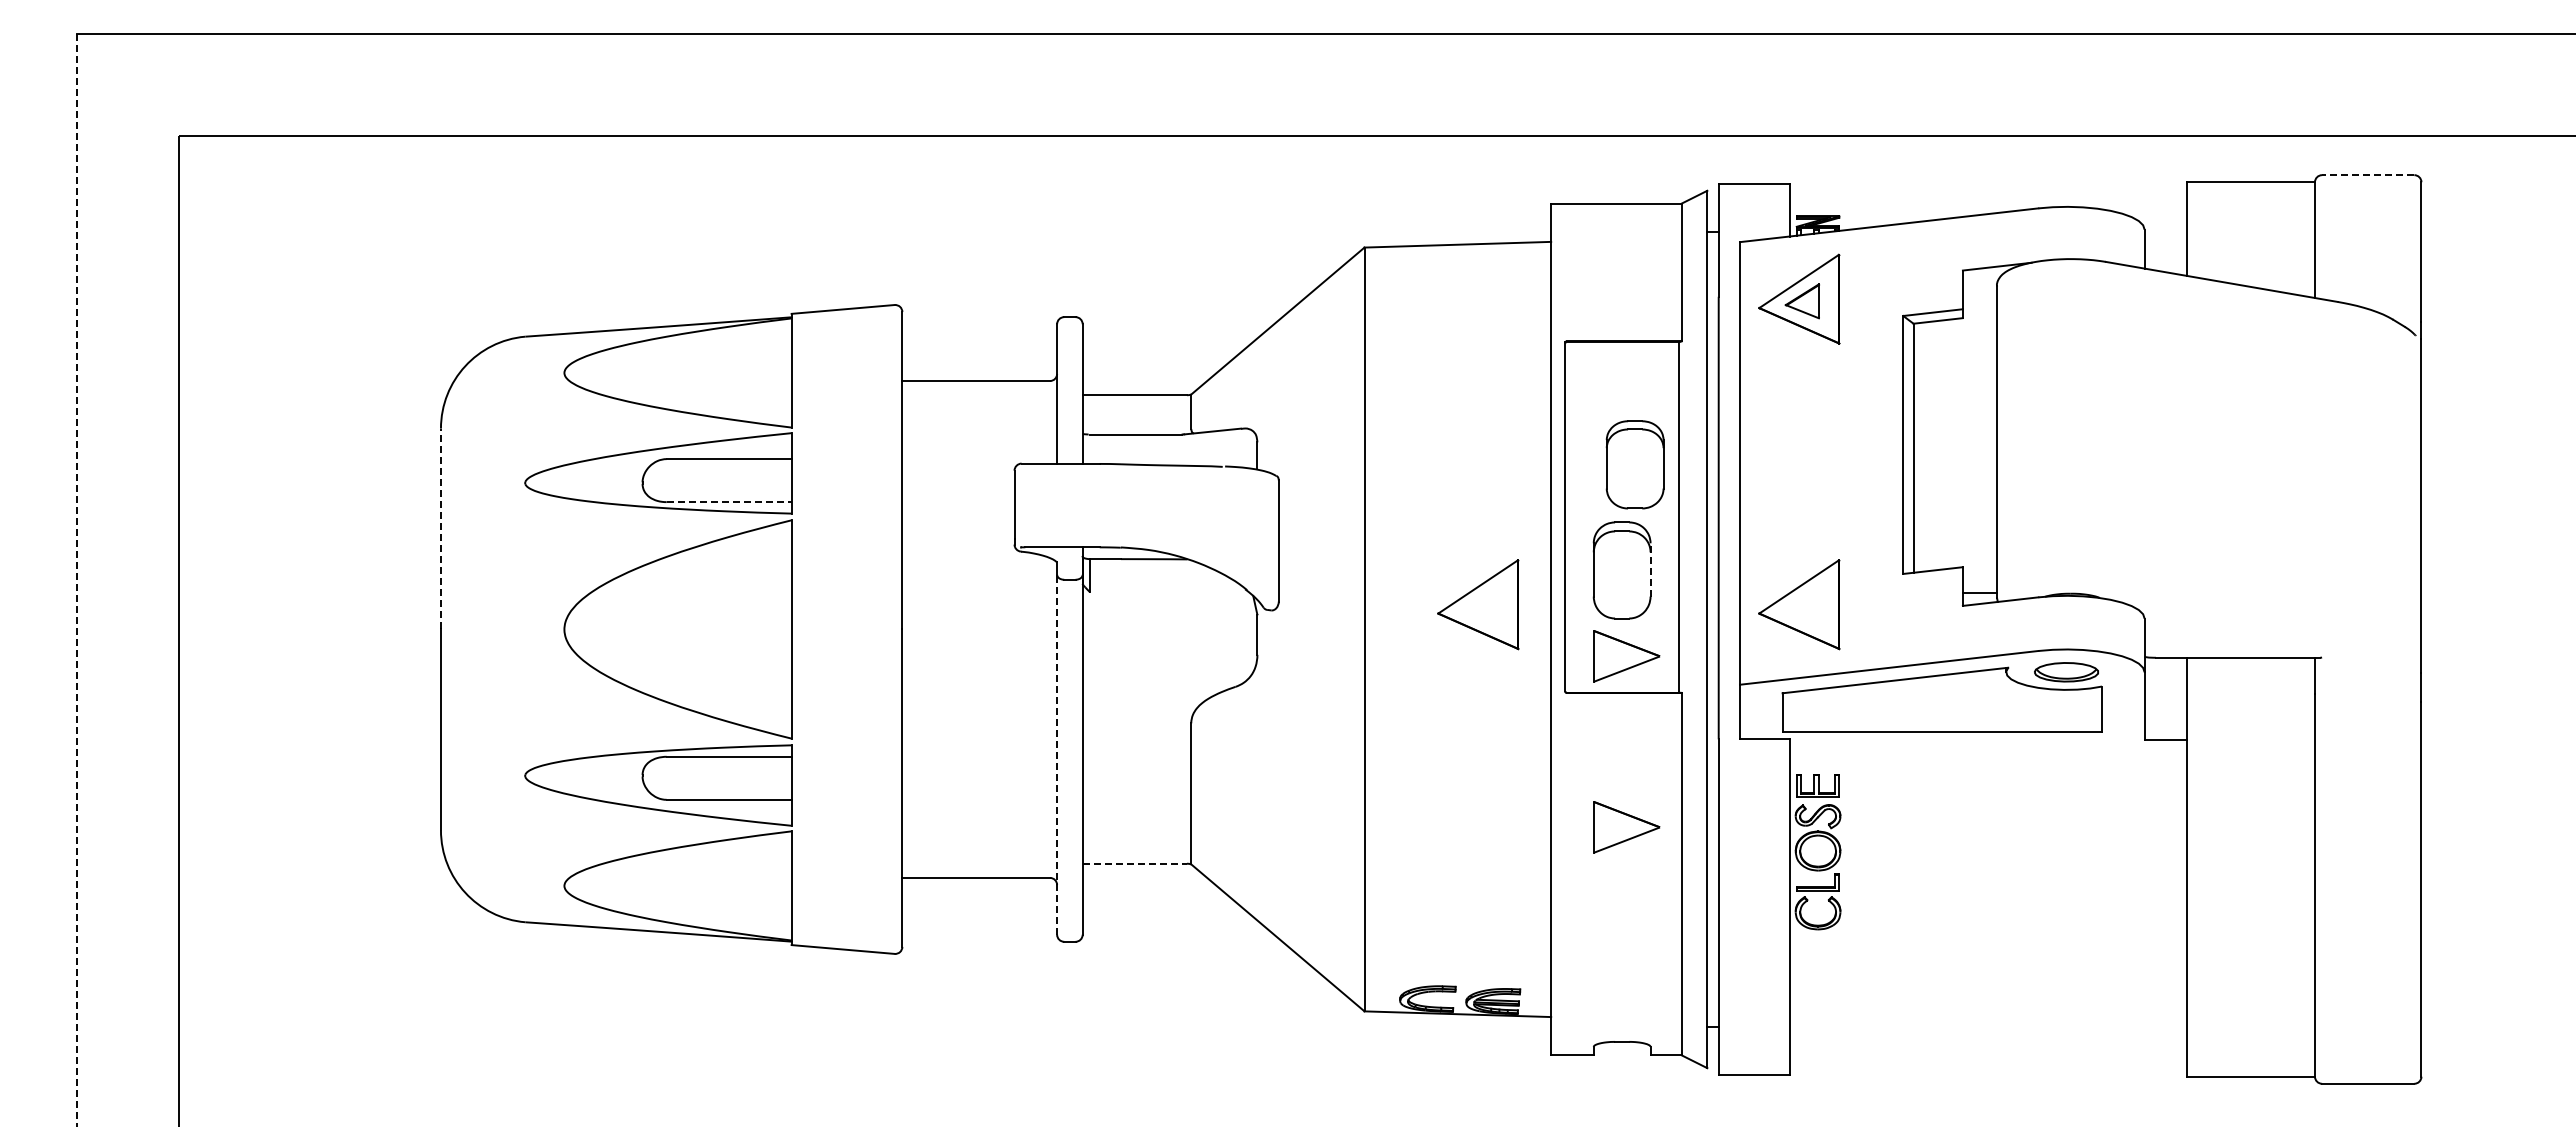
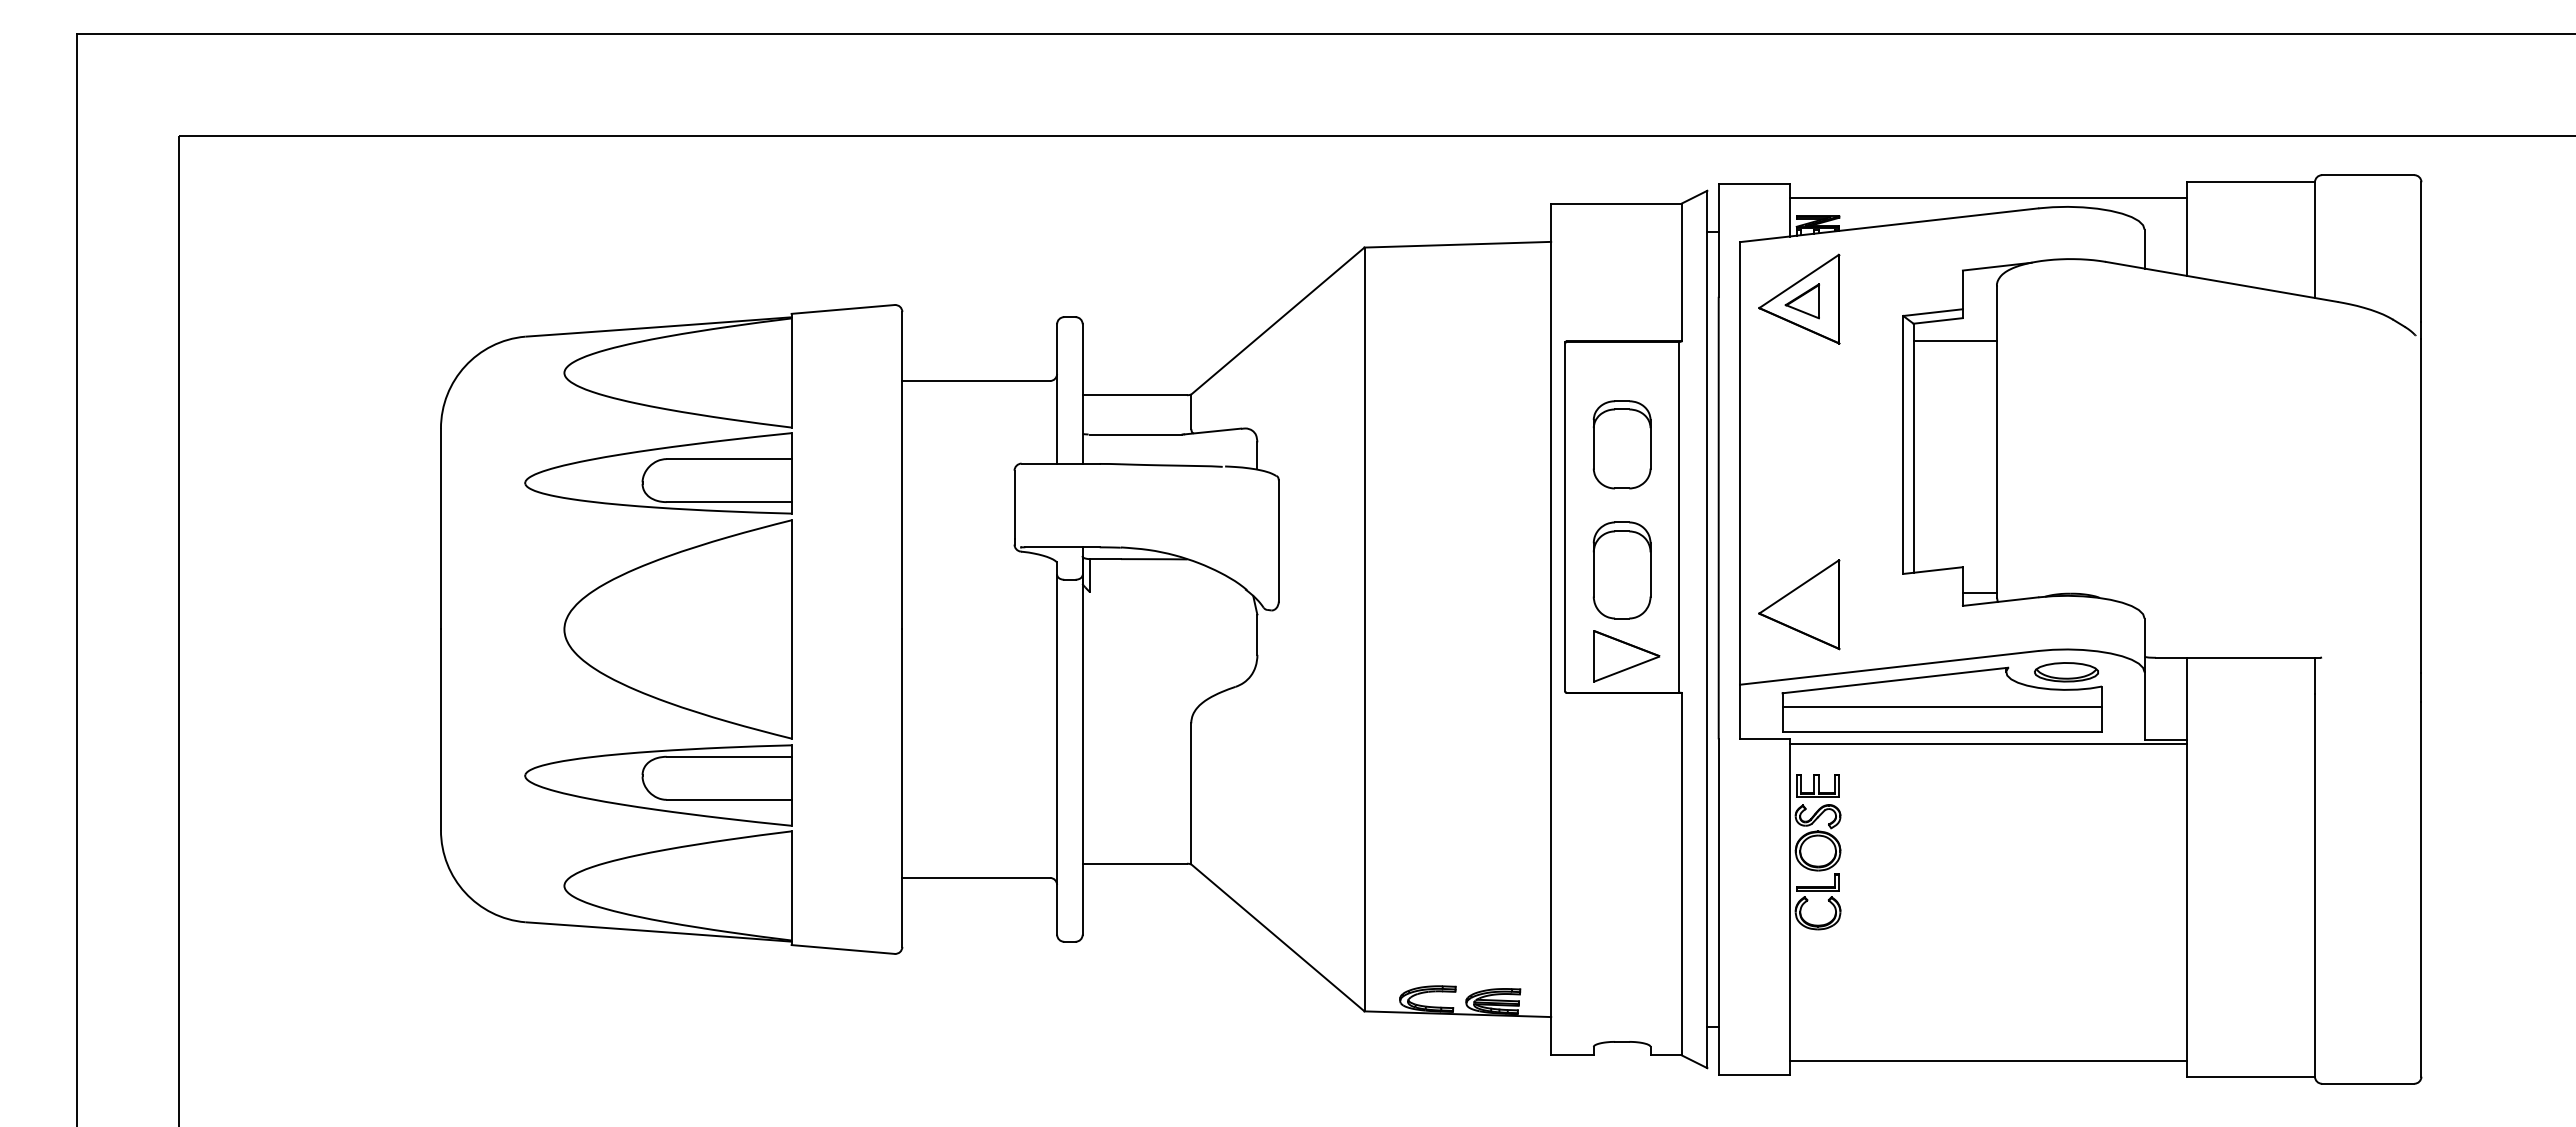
line: dashed -> solid (2367, 175)
line: none -> present (1988, 197)
line: none -> present (1954, 341)
part position: (1634, 464) -> (1621, 444) (1621, 444)
line: dashed -> solid (729, 502)
line: dashed -> solid (440, 528)
line: dashed -> solid (1650, 569)
line: dashed -> solid (77, 580)
part: present -> none (1478, 604)
line: none -> present (1942, 707)
line: none -> present (1988, 744)
line: dashed -> solid (1057, 754)
part: present -> none (1626, 827)
line: dashed -> solid (1135, 863)
line: none -> present (1988, 1061)
